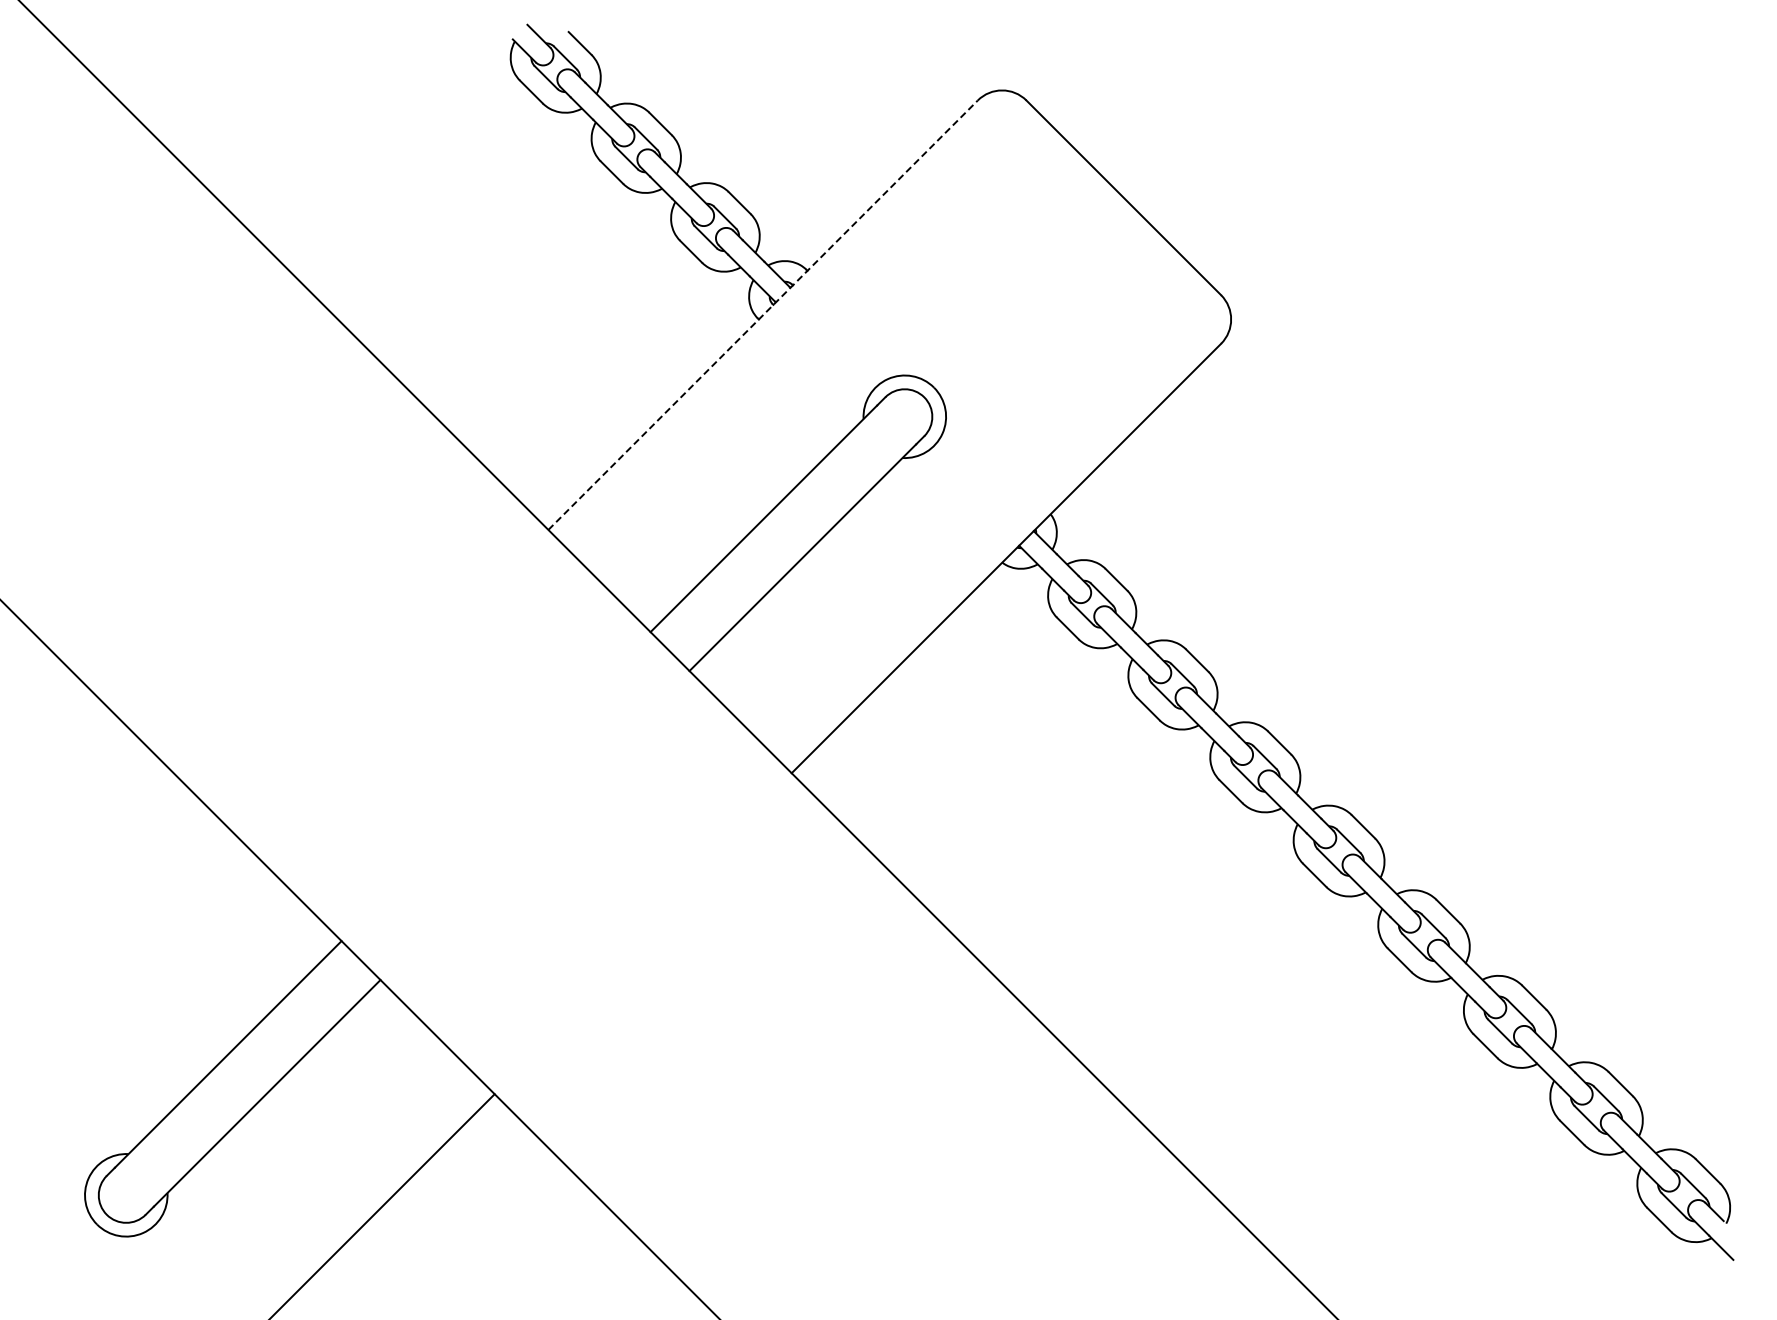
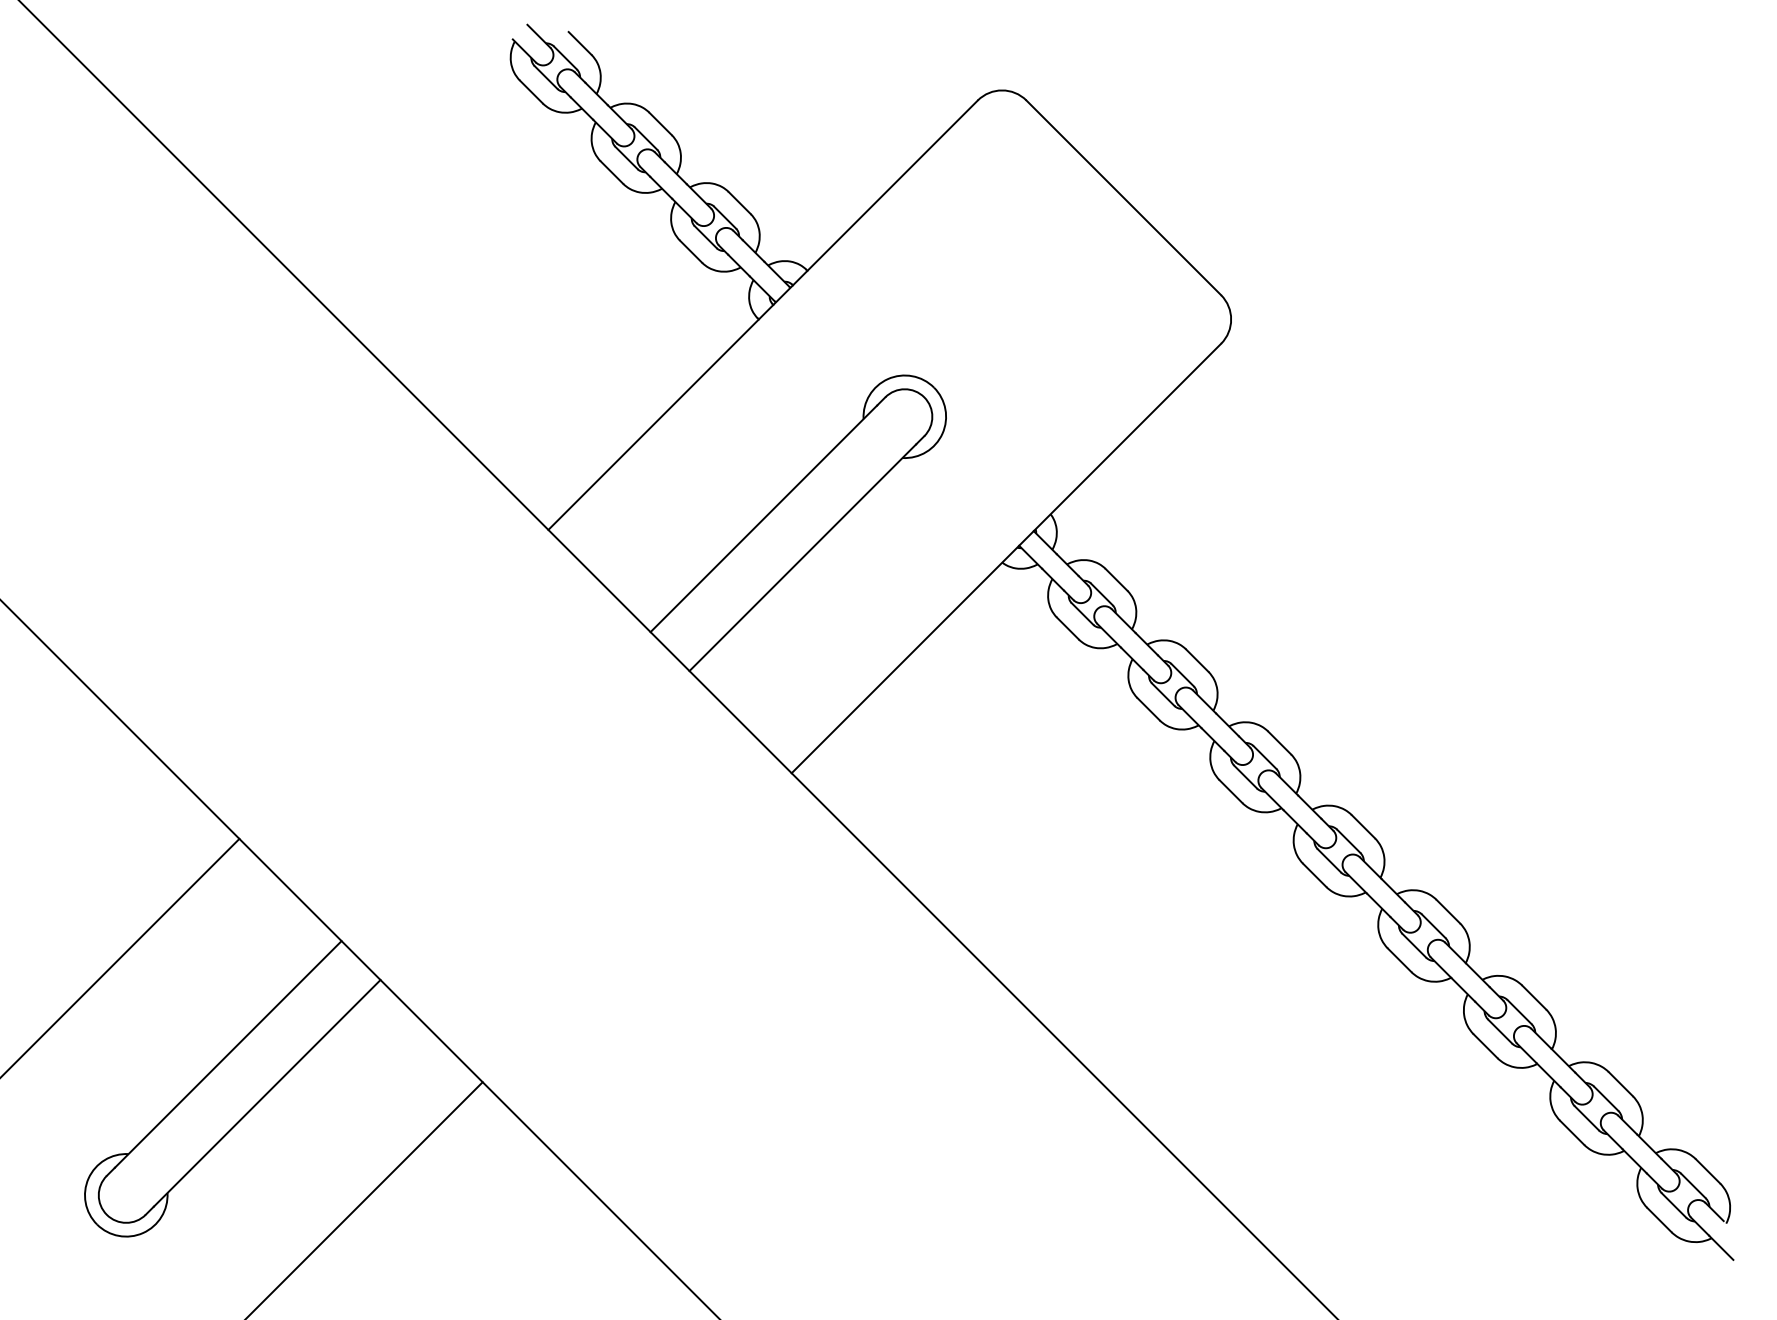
line: dashed -> solid (763, 315)
line: none -> present (120, 956)
line position: (383, 1205) -> (365, 1199) (365, 1199)
